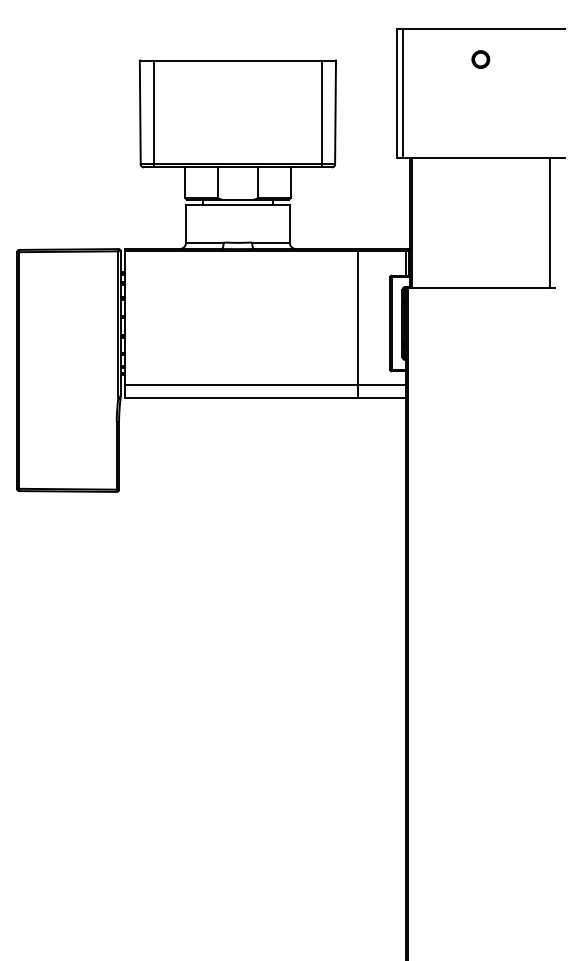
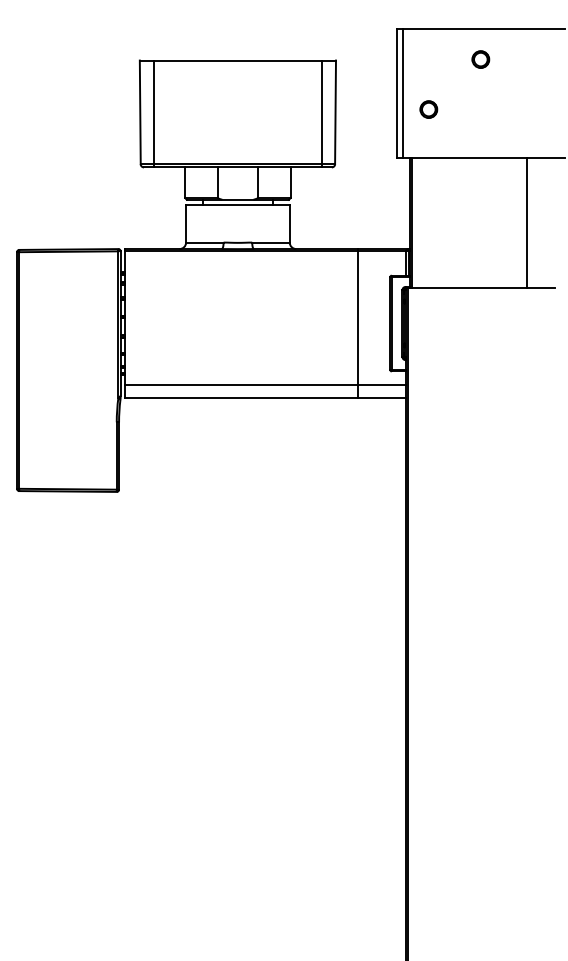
part: none -> present (428, 109)
line position: (549, 222) -> (526, 222) (526, 222)
